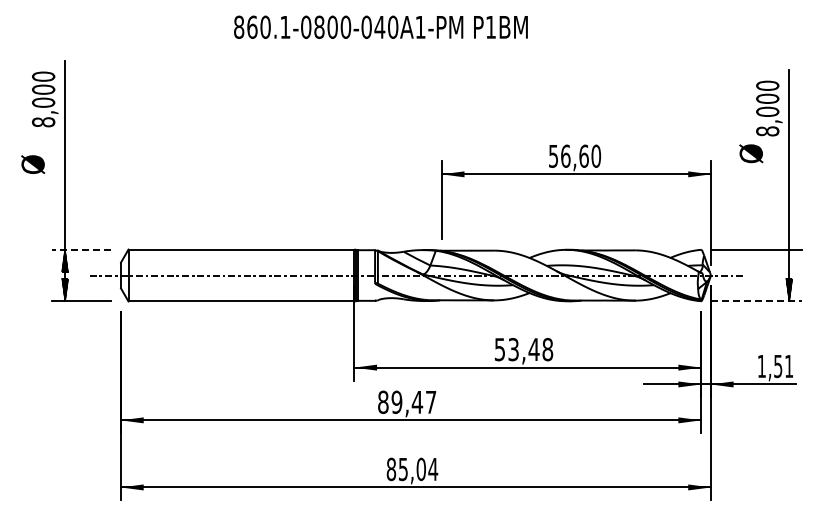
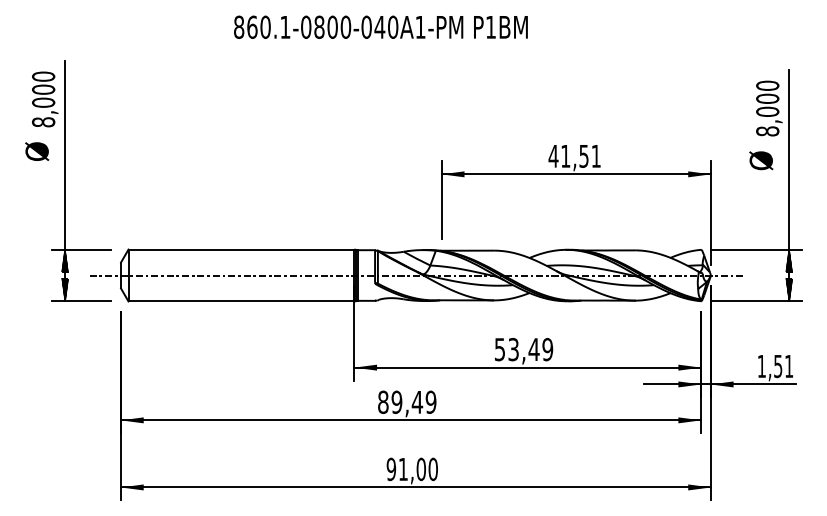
text position: (751, 153) -> (761, 160) (761, 160)
text: 56,60 -> 41,51 (574, 155)
text position: (33, 164) -> (37, 151) (37, 151)
line: dashed -> solid (80, 249)
hatch: none -> present (789, 260)
line: dashed -> solid (757, 301)
text: 53,48 -> 53,49 (547, 349)
text: 89,47 -> 89,49 (430, 401)
text: 85,04 -> 91,00 (412, 469)
